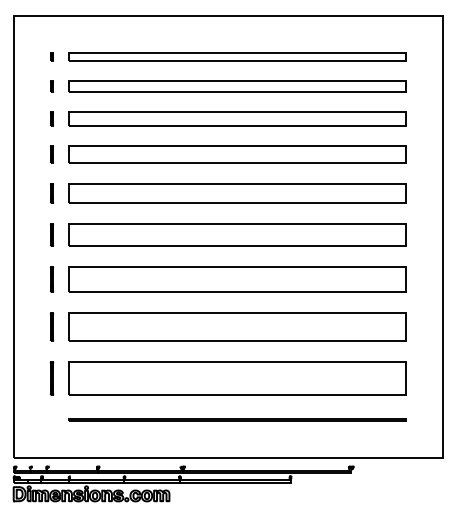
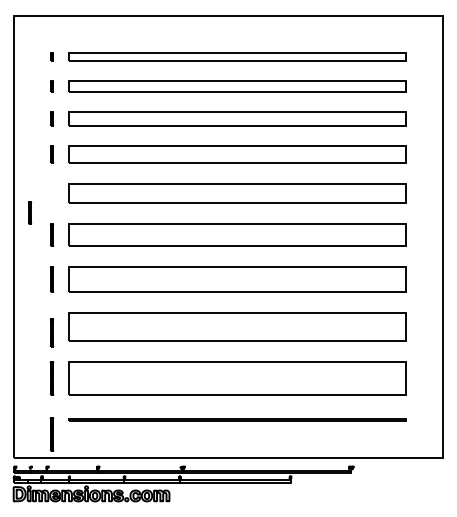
line: present -> none (52, 193)
line: none -> present (30, 212)
part position: (51, 326) -> (51, 332) (51, 332)
line: none -> present (52, 434)
